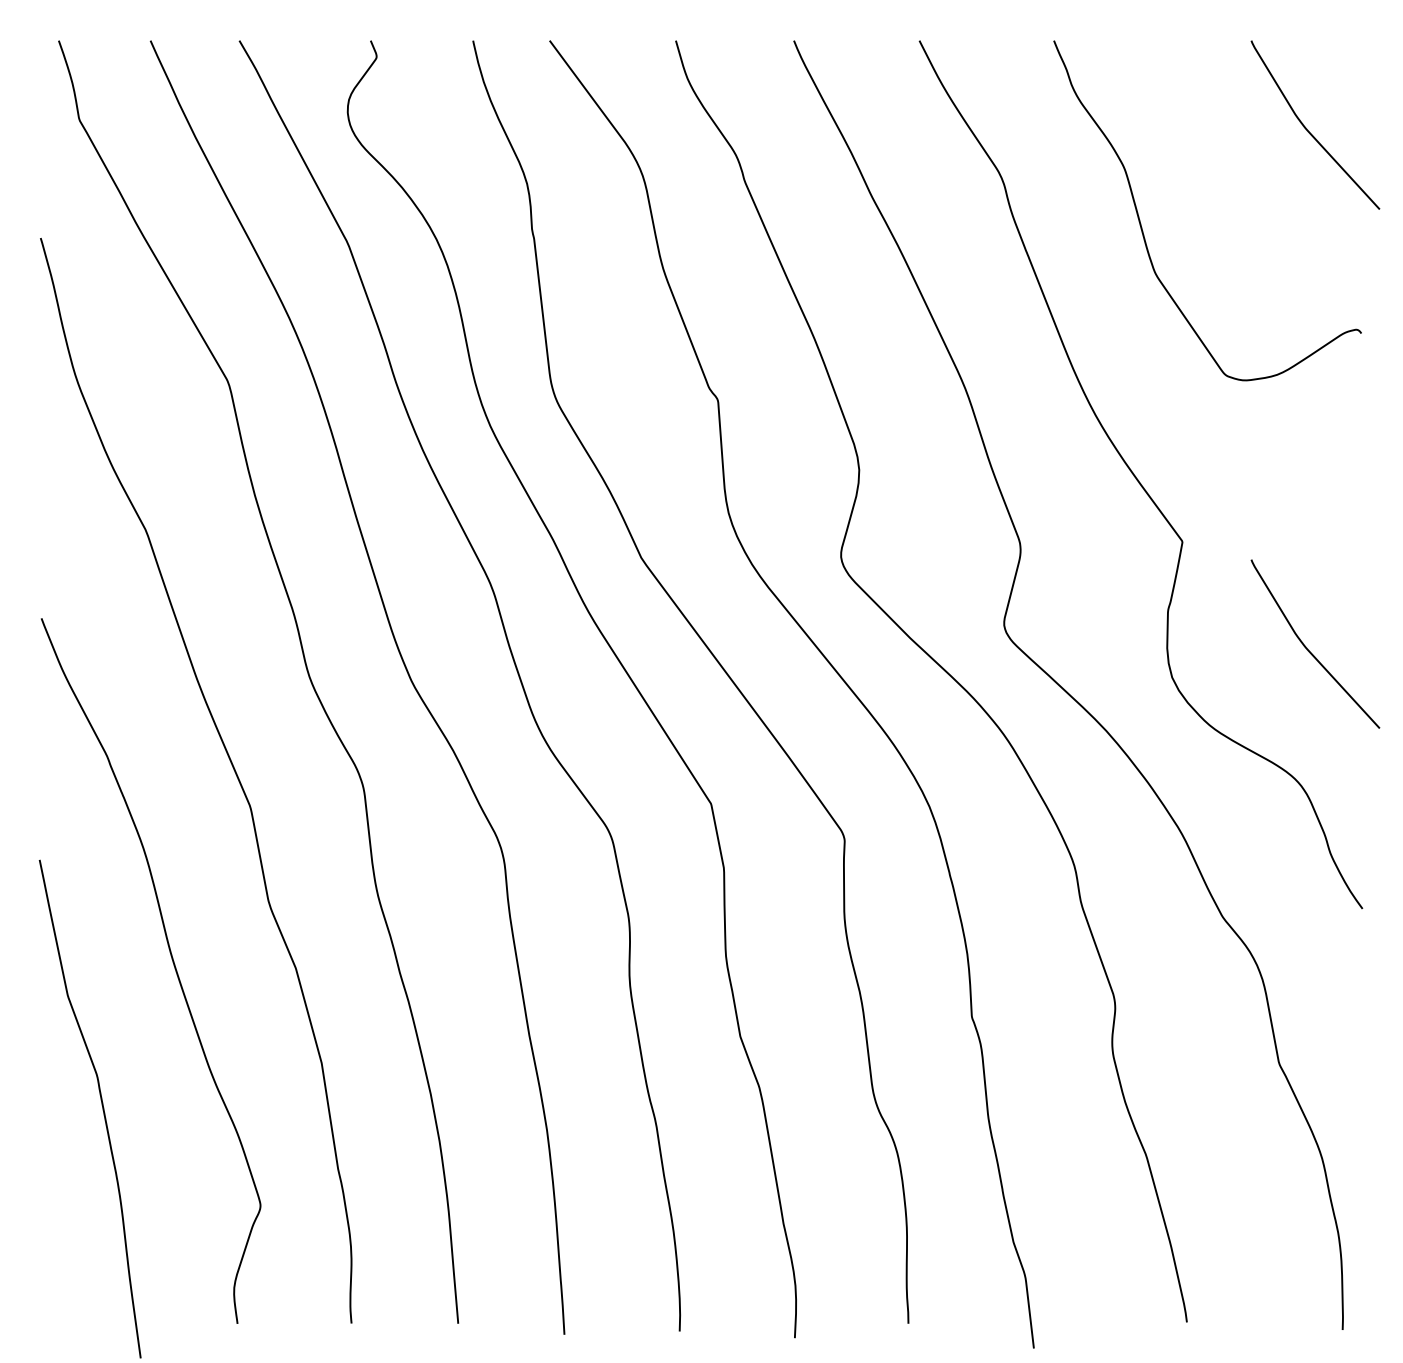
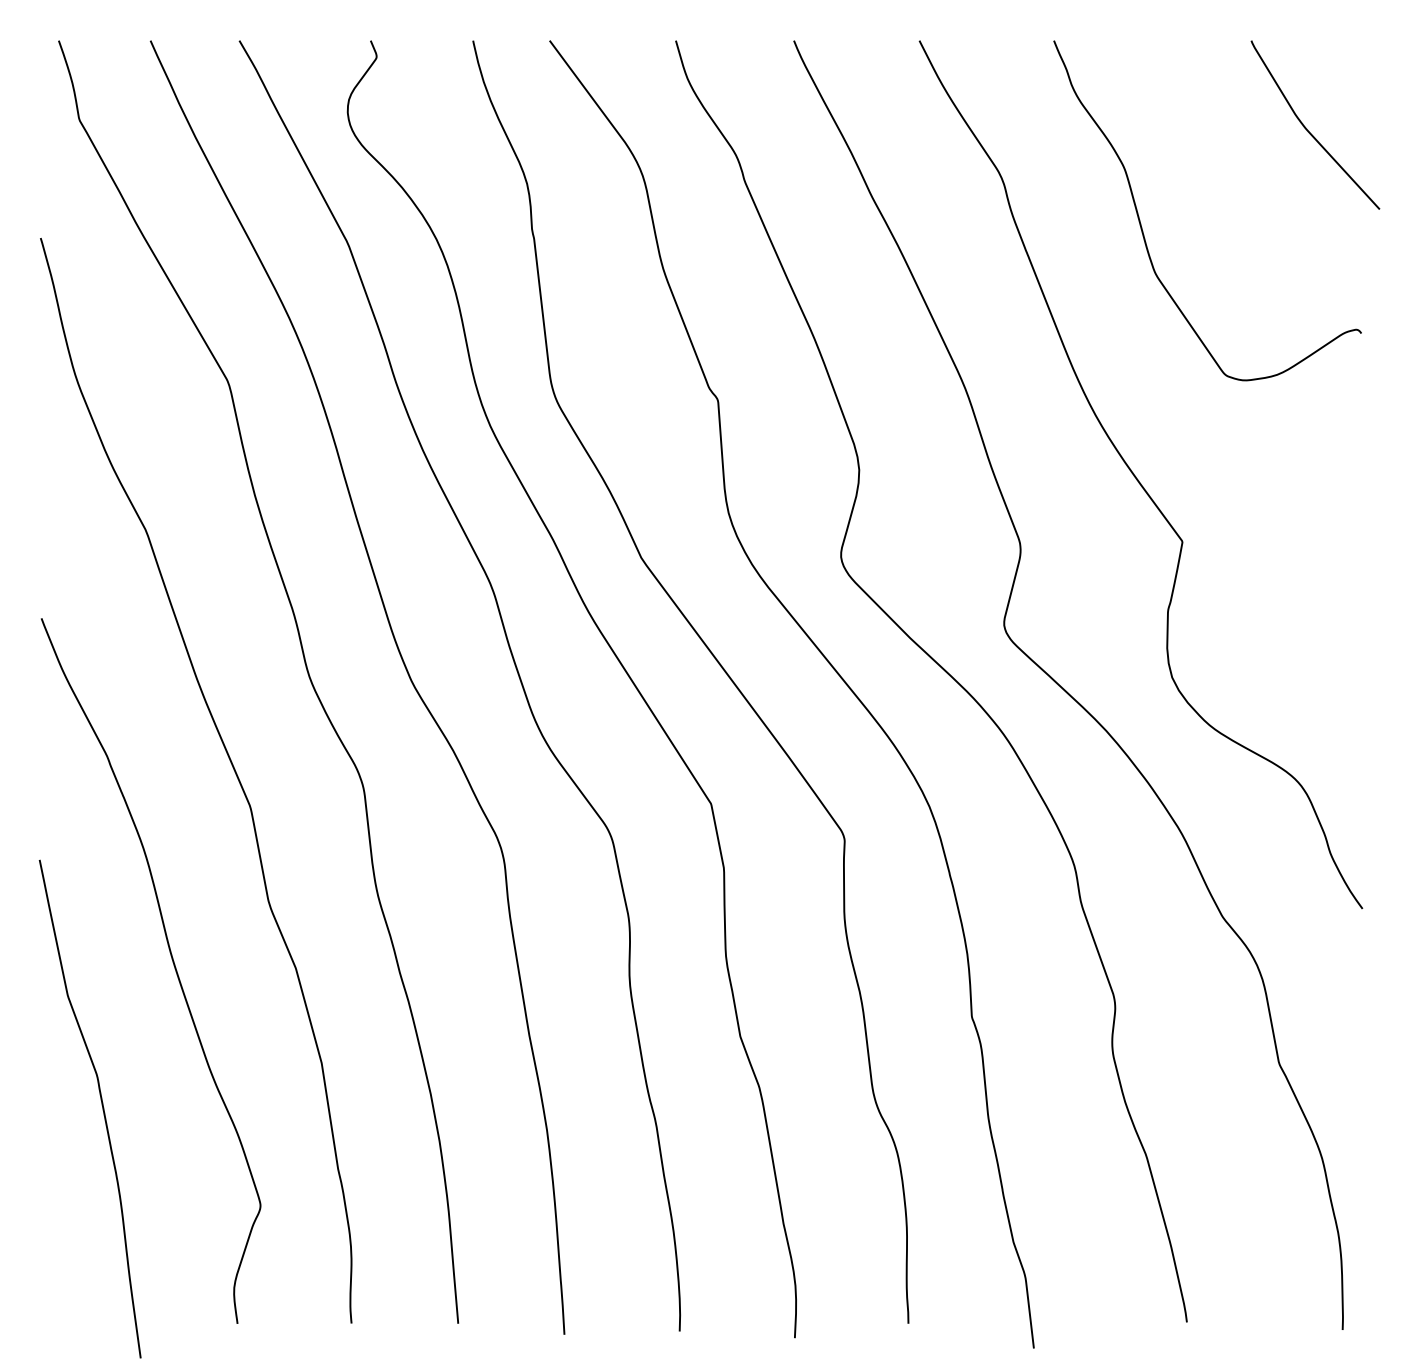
curve: present -> none (1308, 649)
